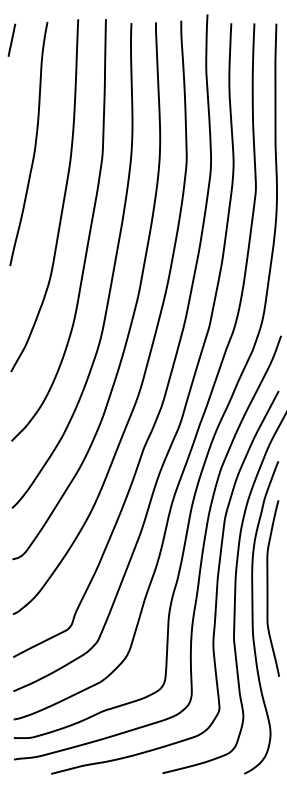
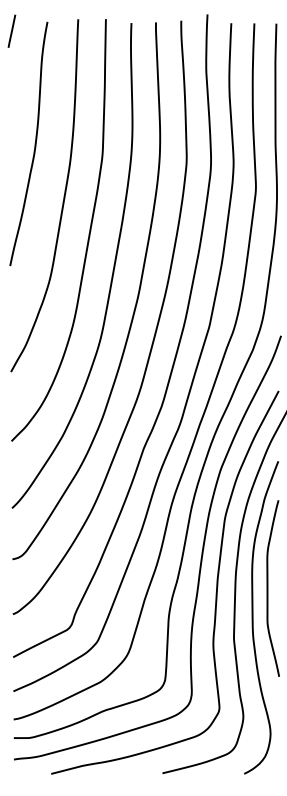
line position: (11, 39) -> (11, 30) (11, 30)
